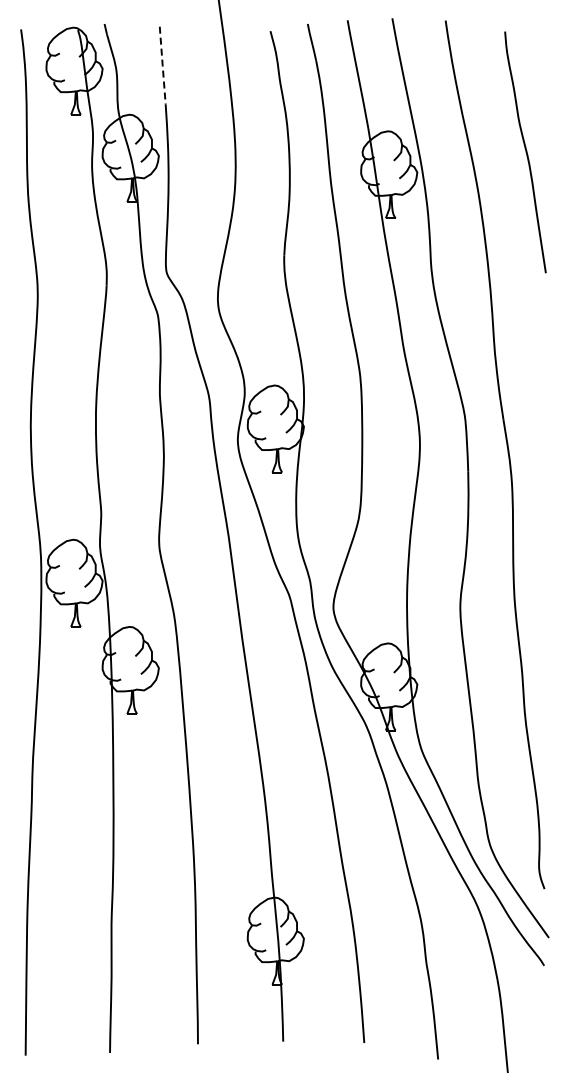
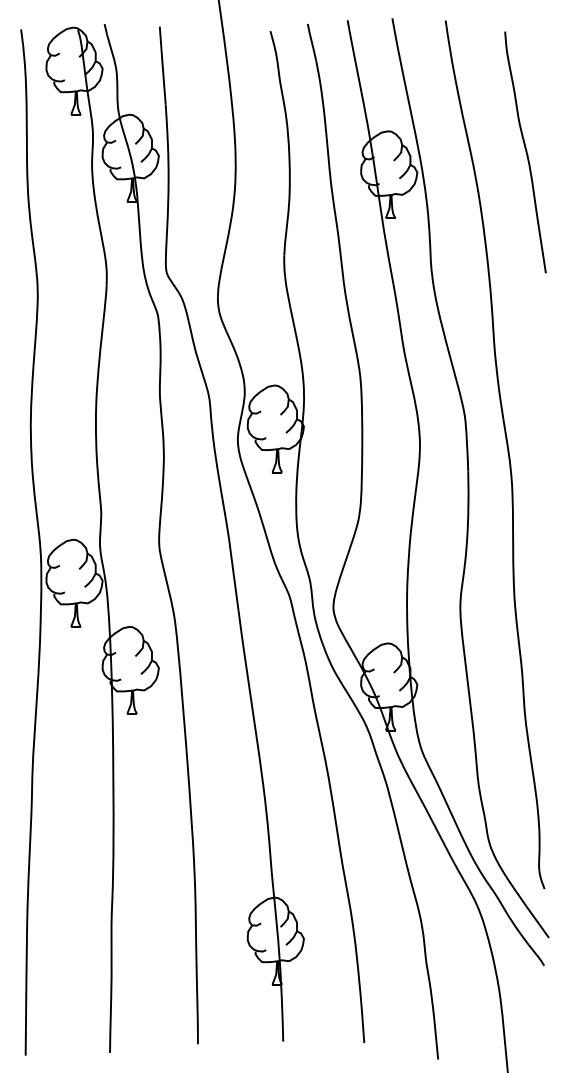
line: dashed -> solid (162, 65)
